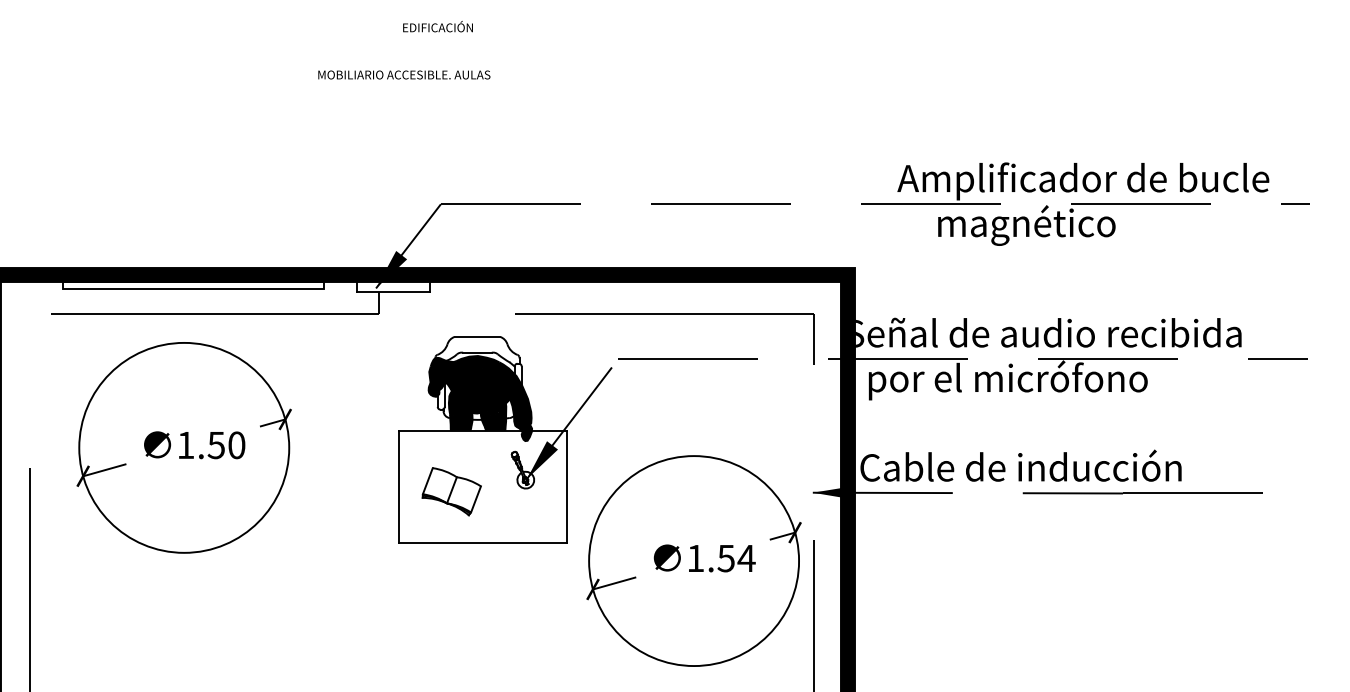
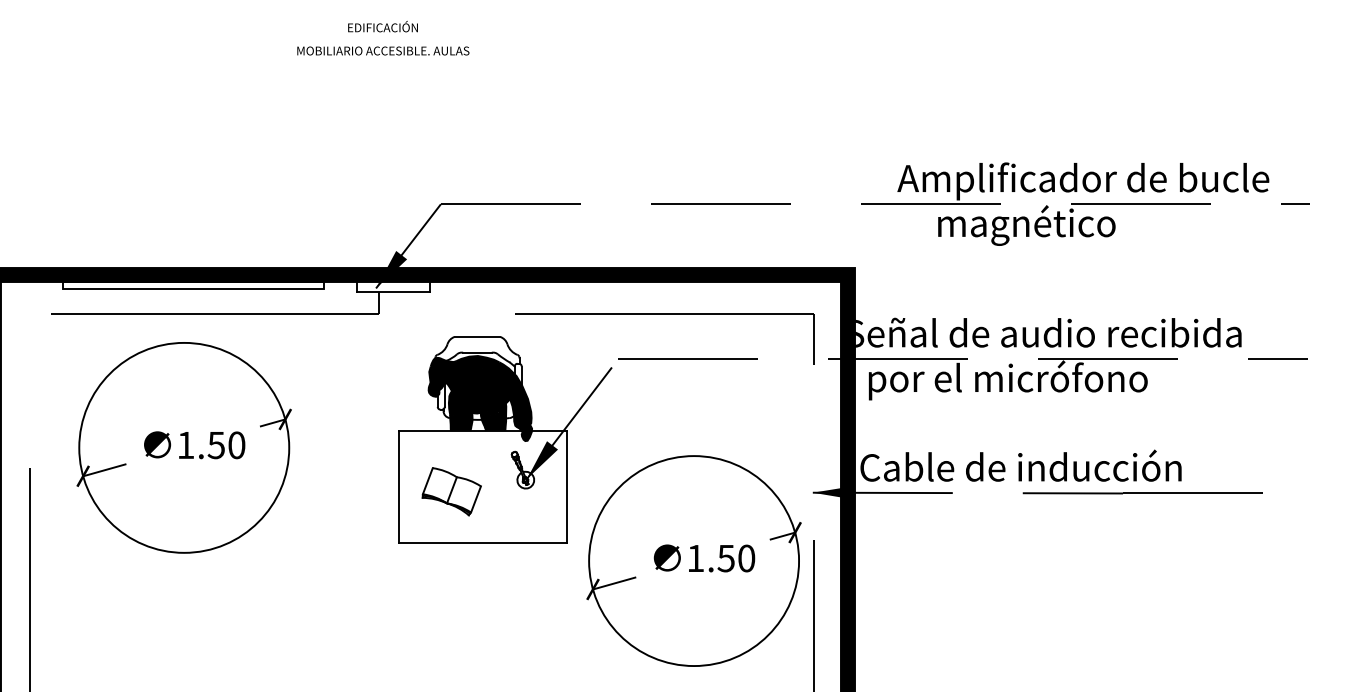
text position: (437, 26) -> (382, 26) (382, 26)
text position: (404, 74) -> (383, 50) (383, 50)
text: 1.54 -> 1.50 (746, 558)
